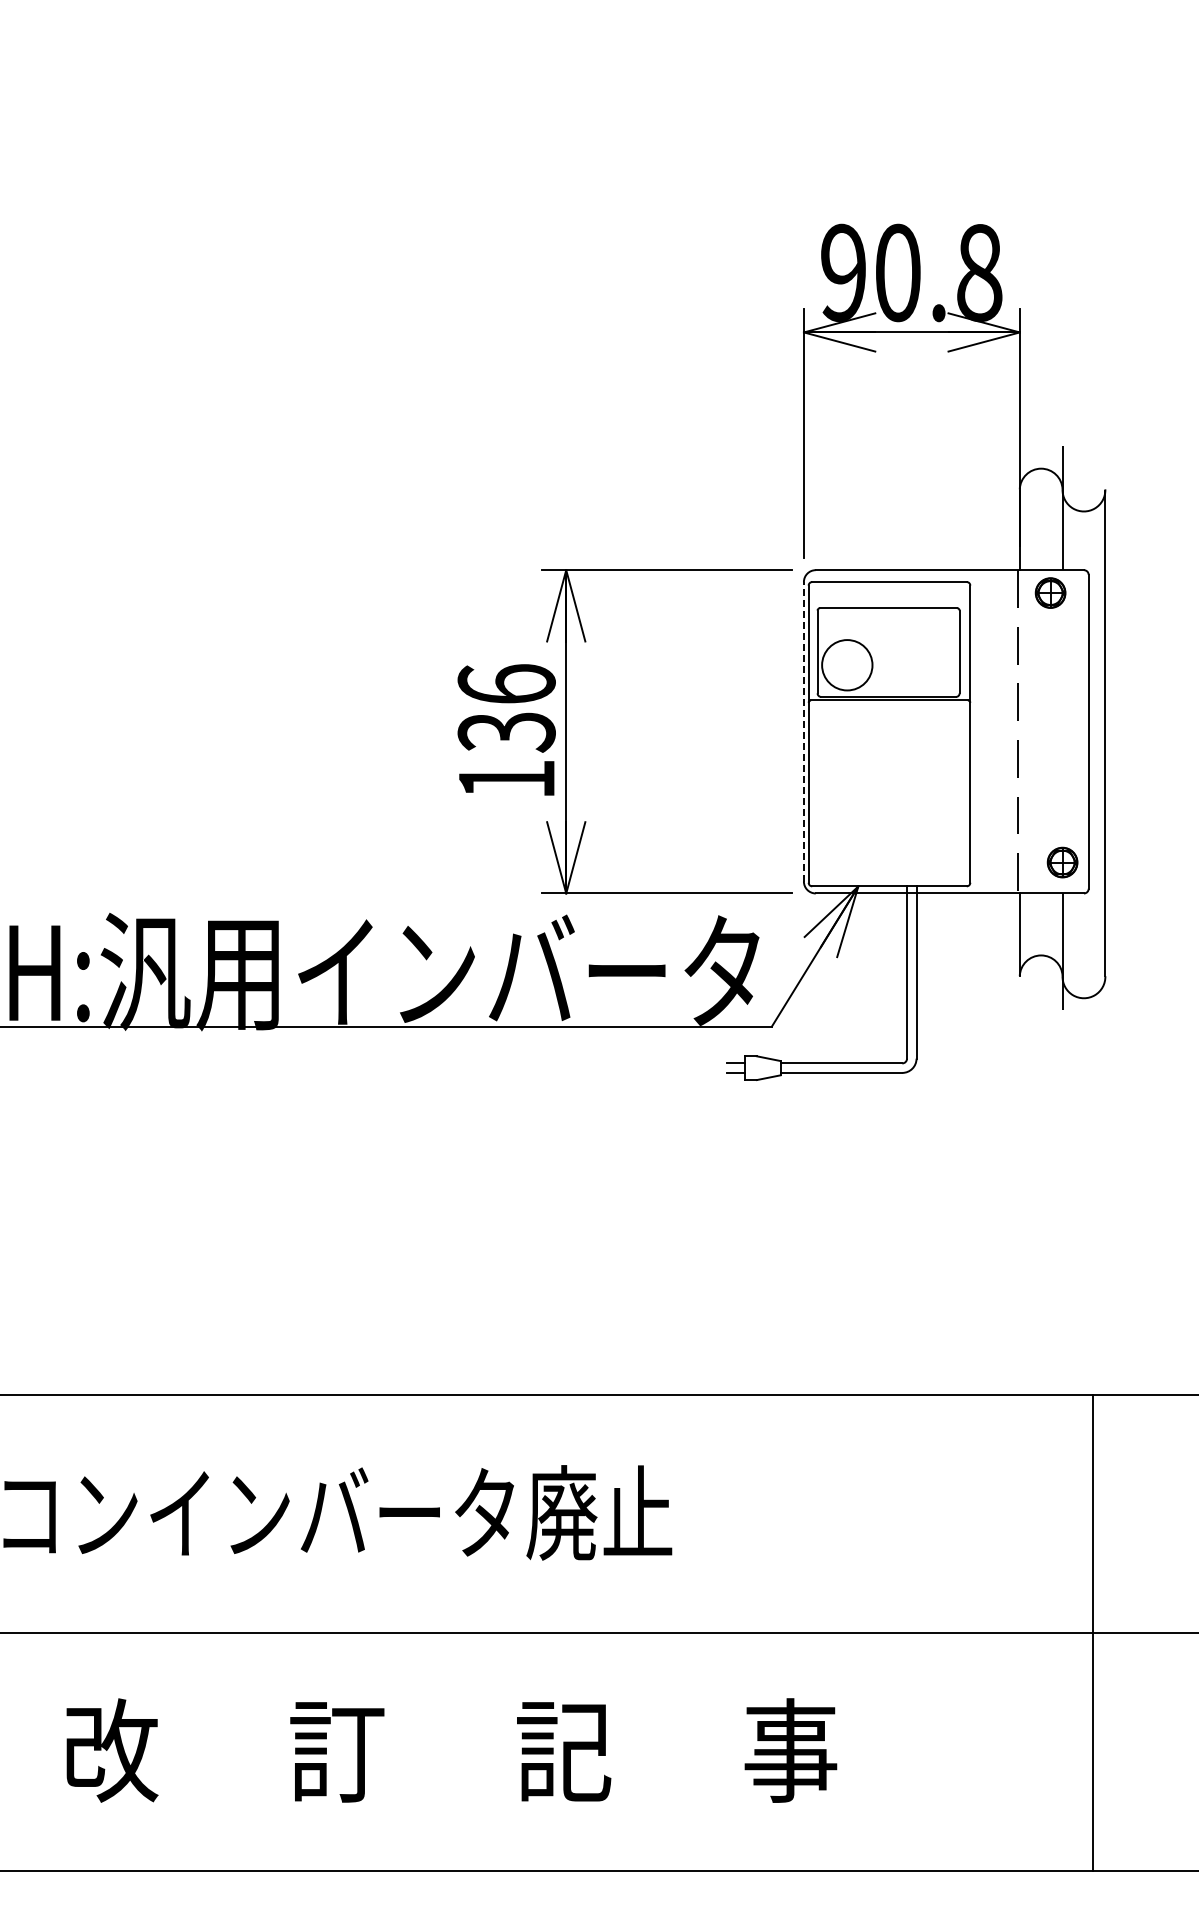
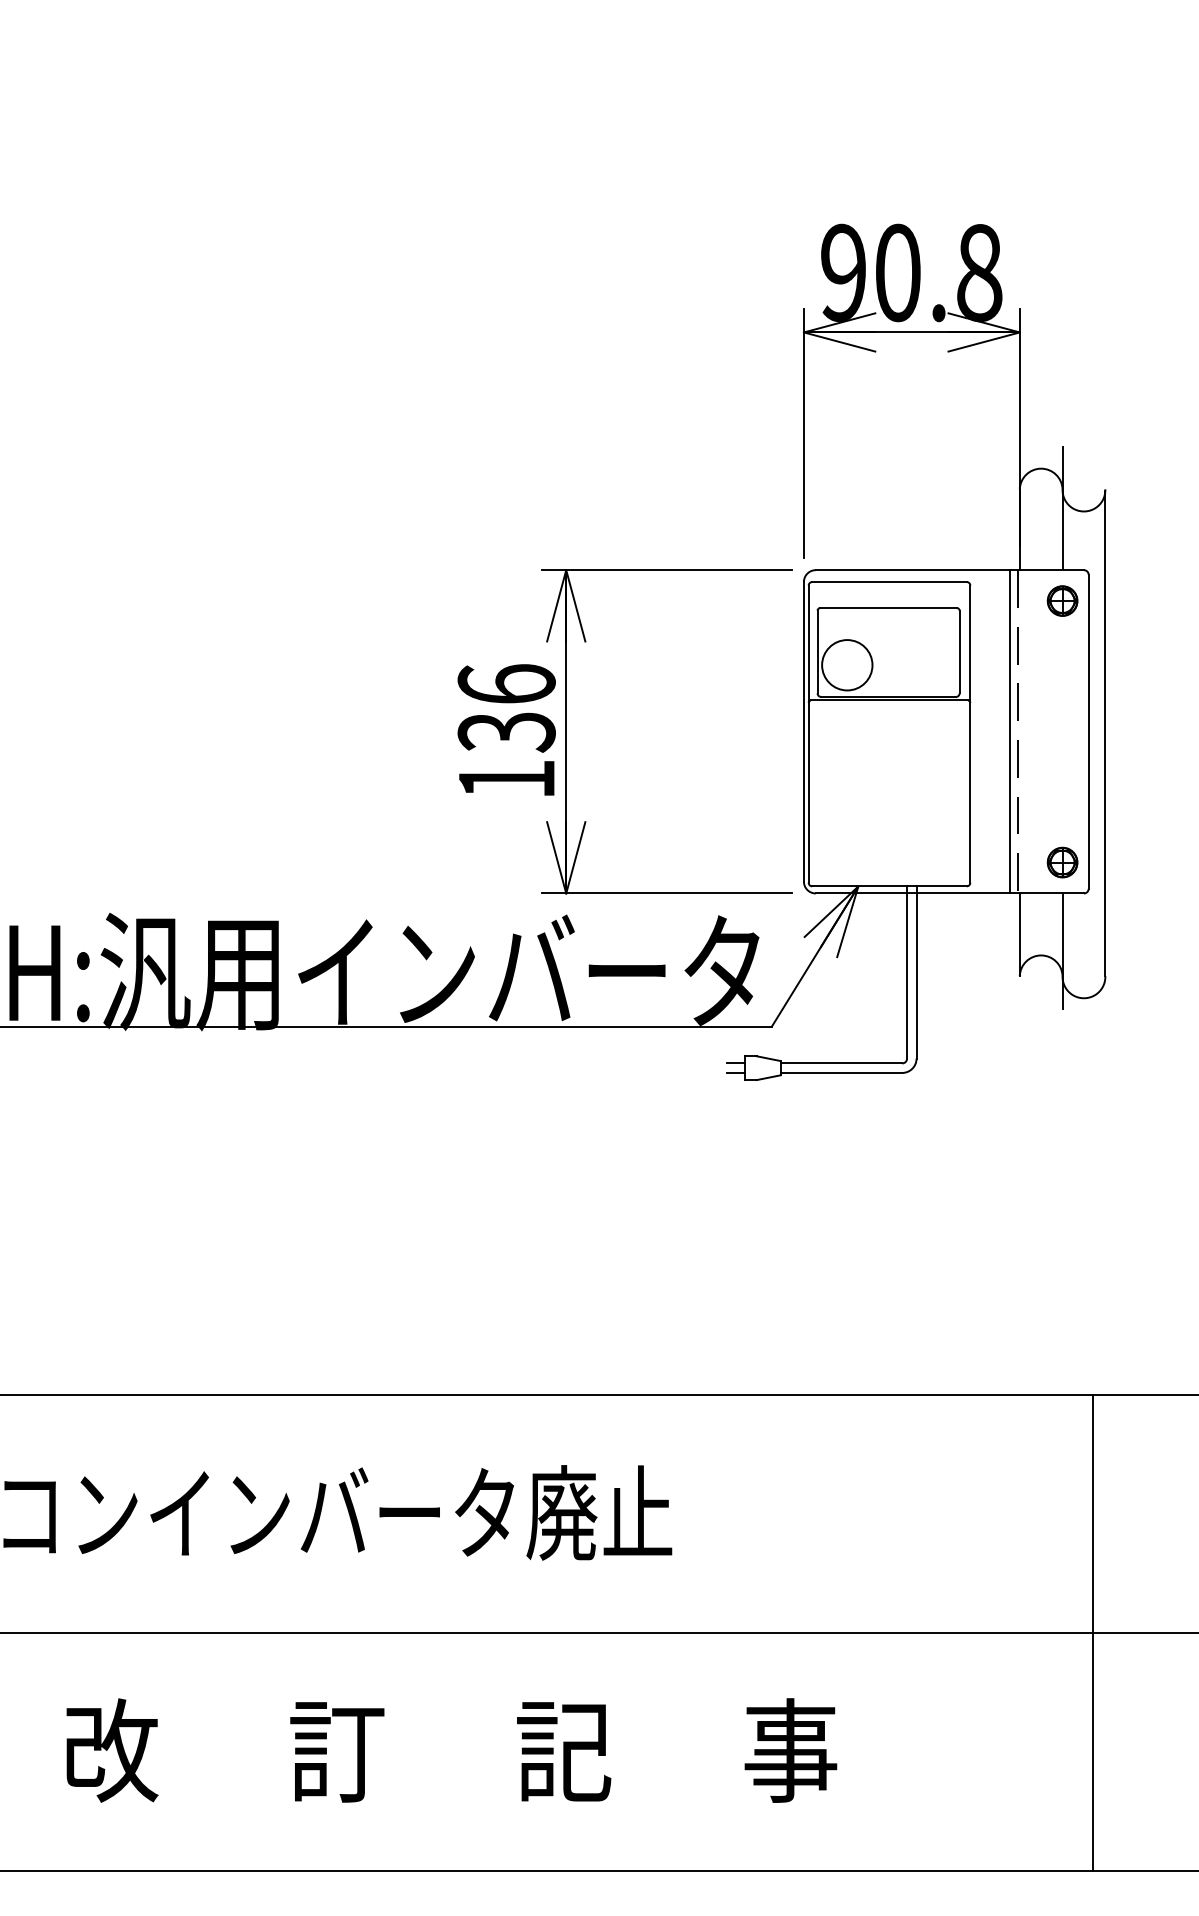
part position: (1050, 592) -> (1062, 600) (1062, 600)
line: dashed -> solid (803, 731)
line: none -> present (1010, 731)
